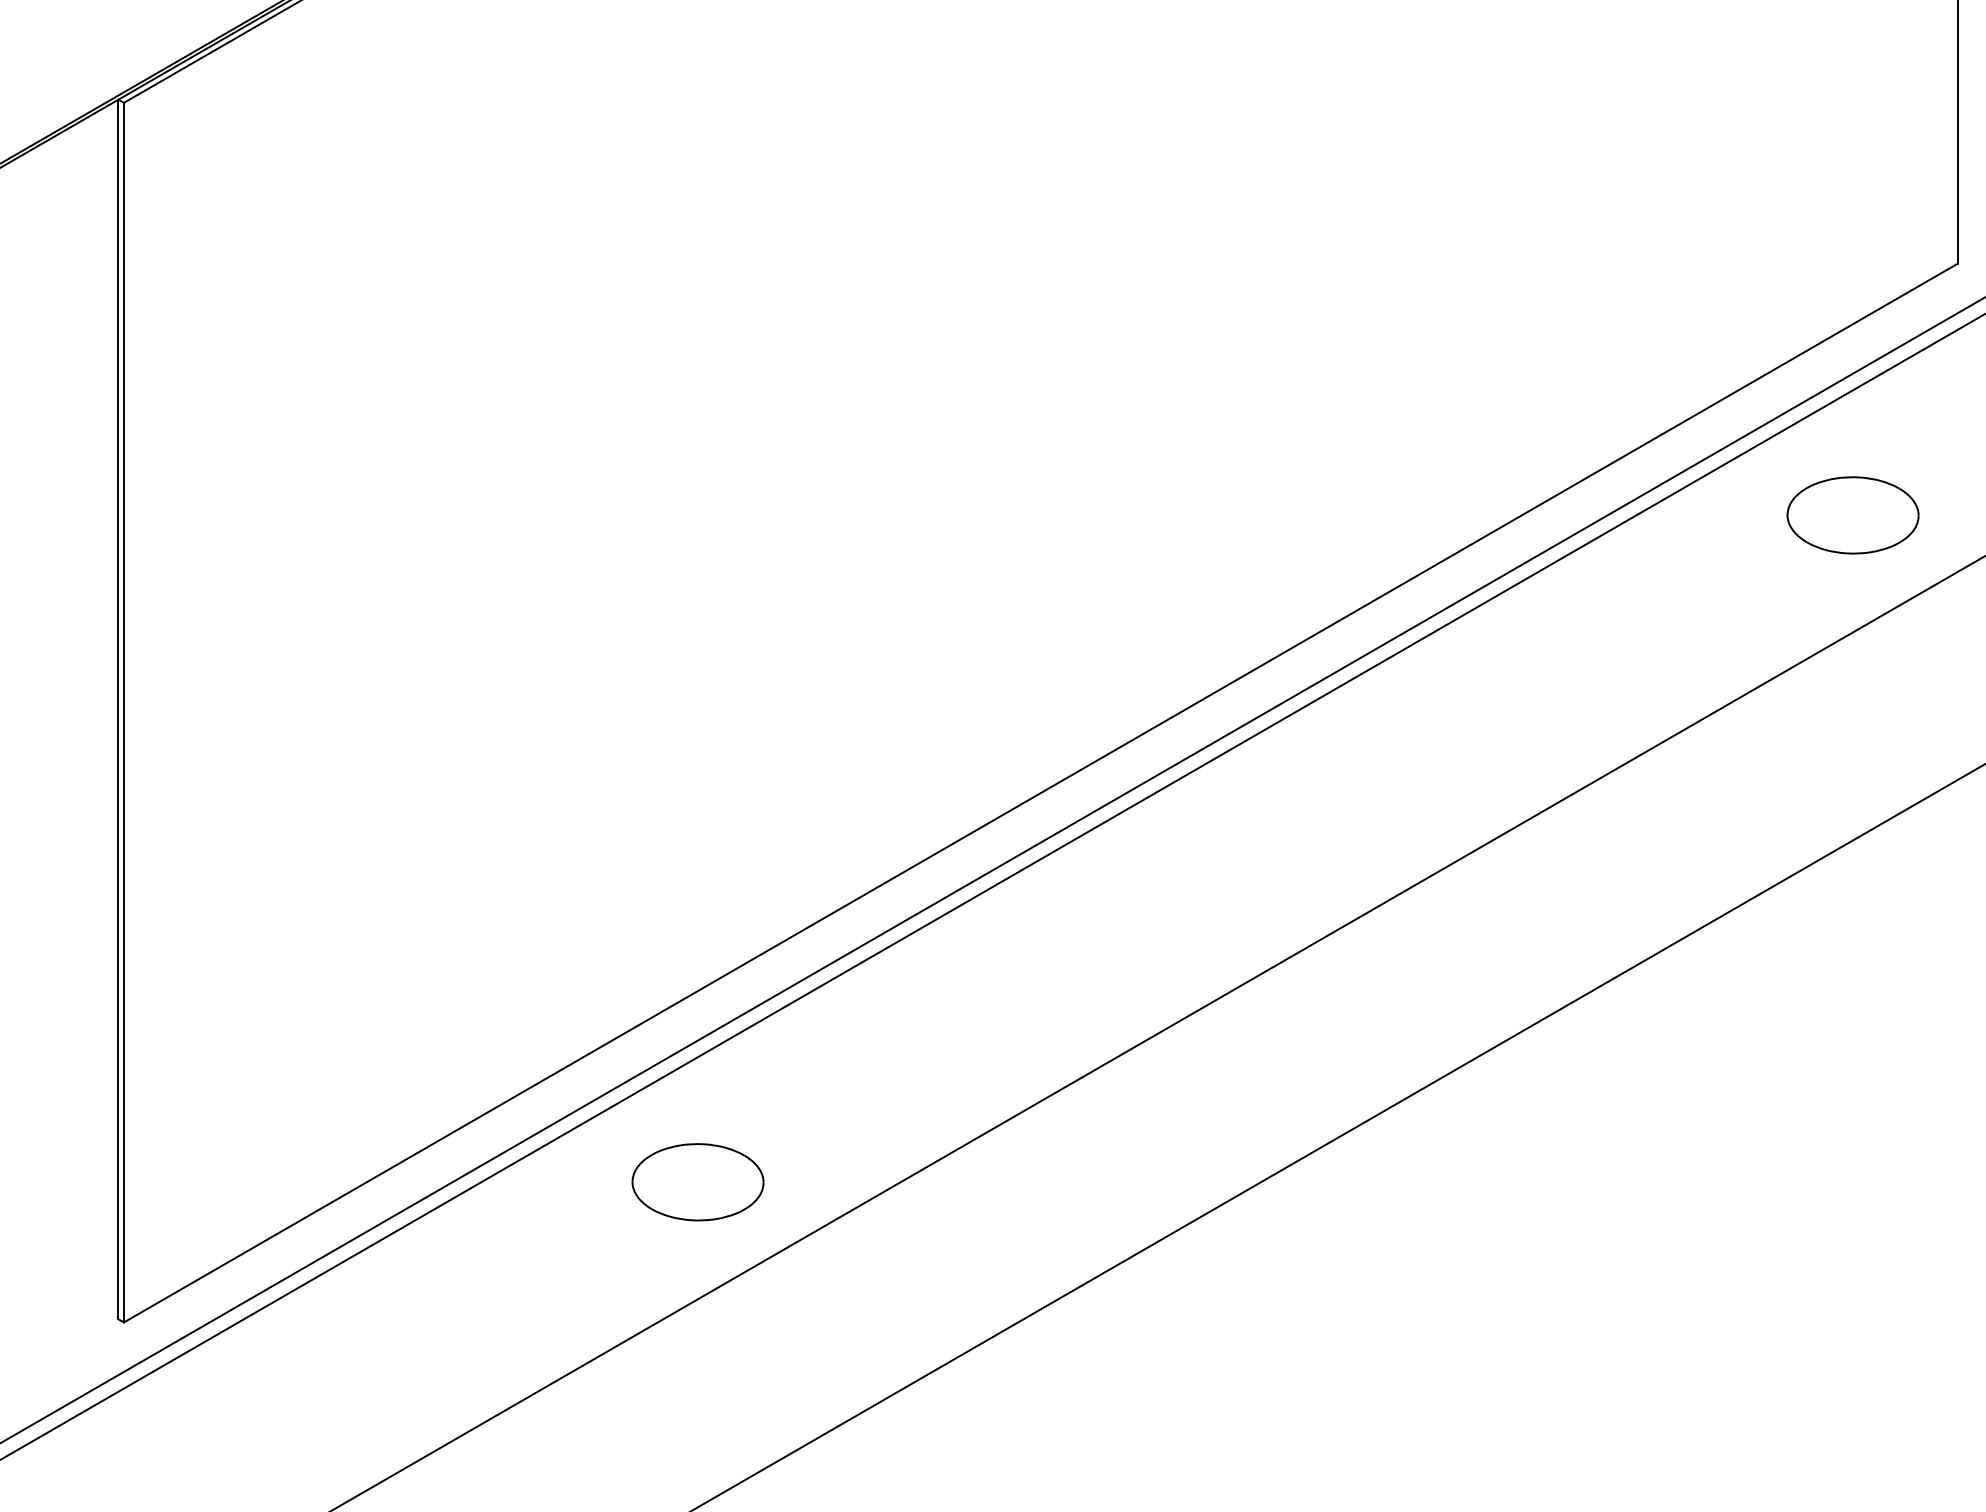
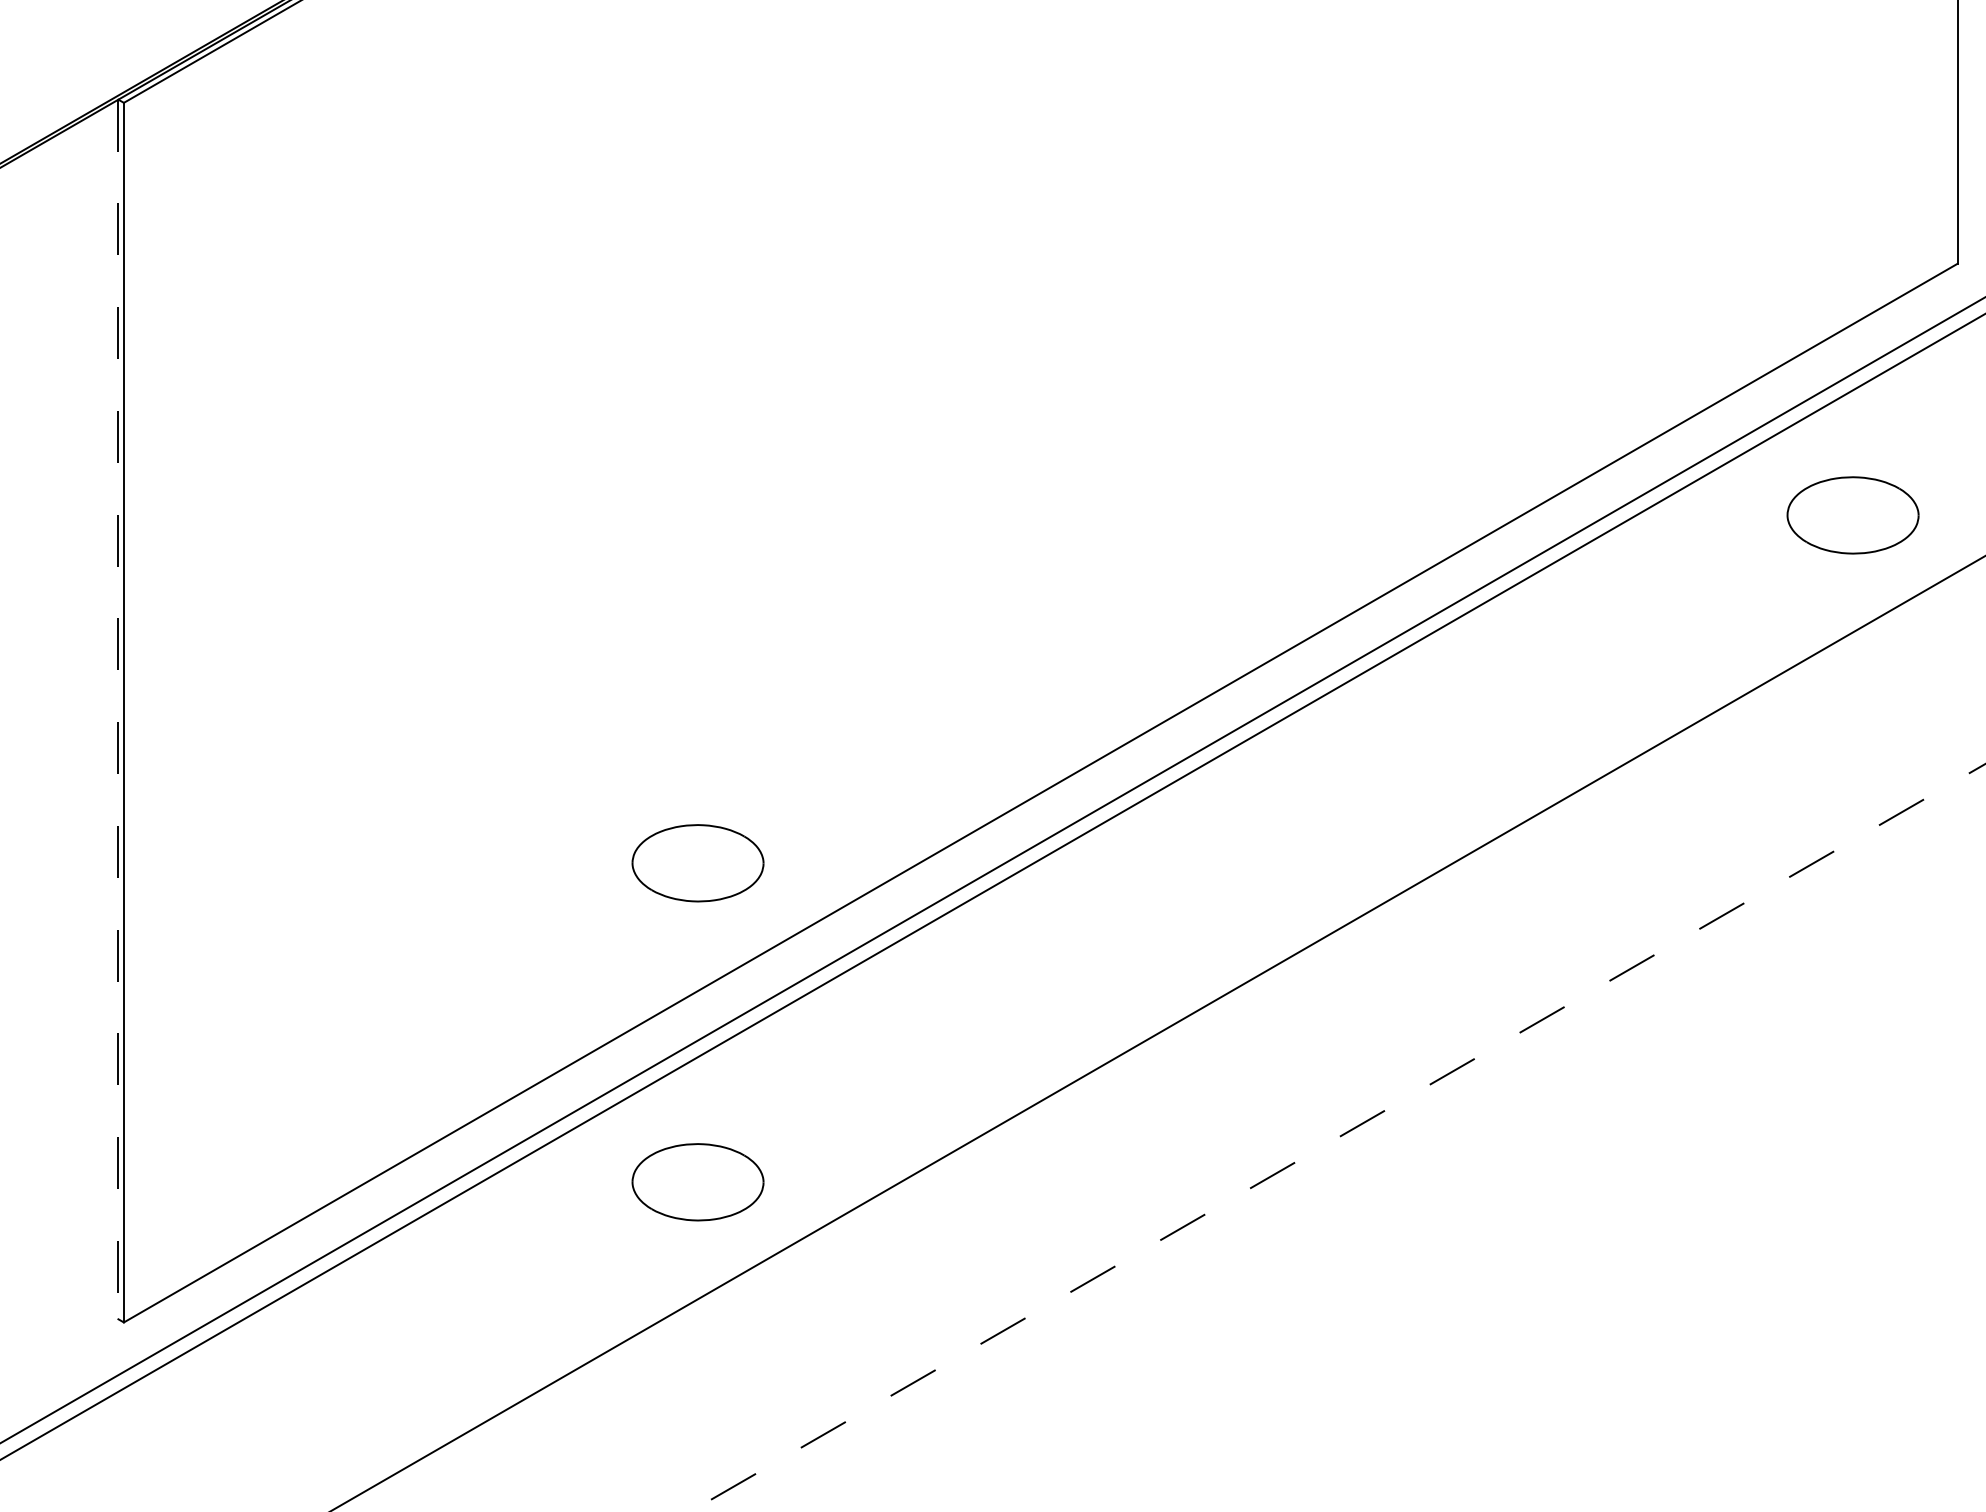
line: solid -> dashed (118, 709)
part: none -> present (697, 863)
line: solid -> dashed (1337, 1138)
